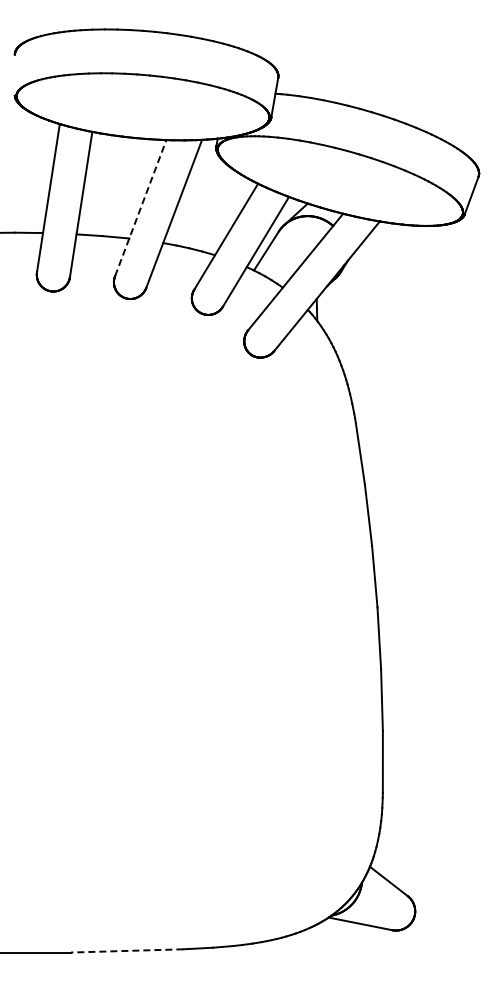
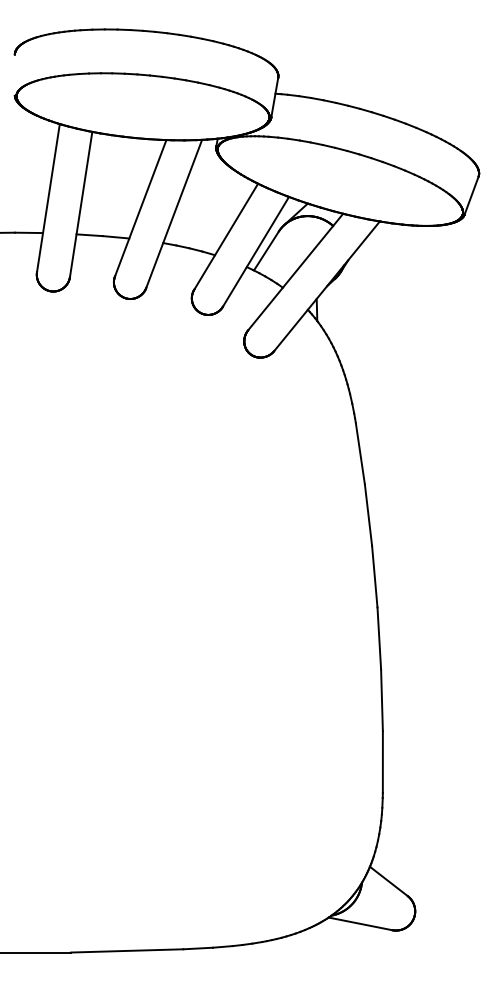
line: dashed -> solid (140, 208)
line: dashed -> solid (126, 950)
